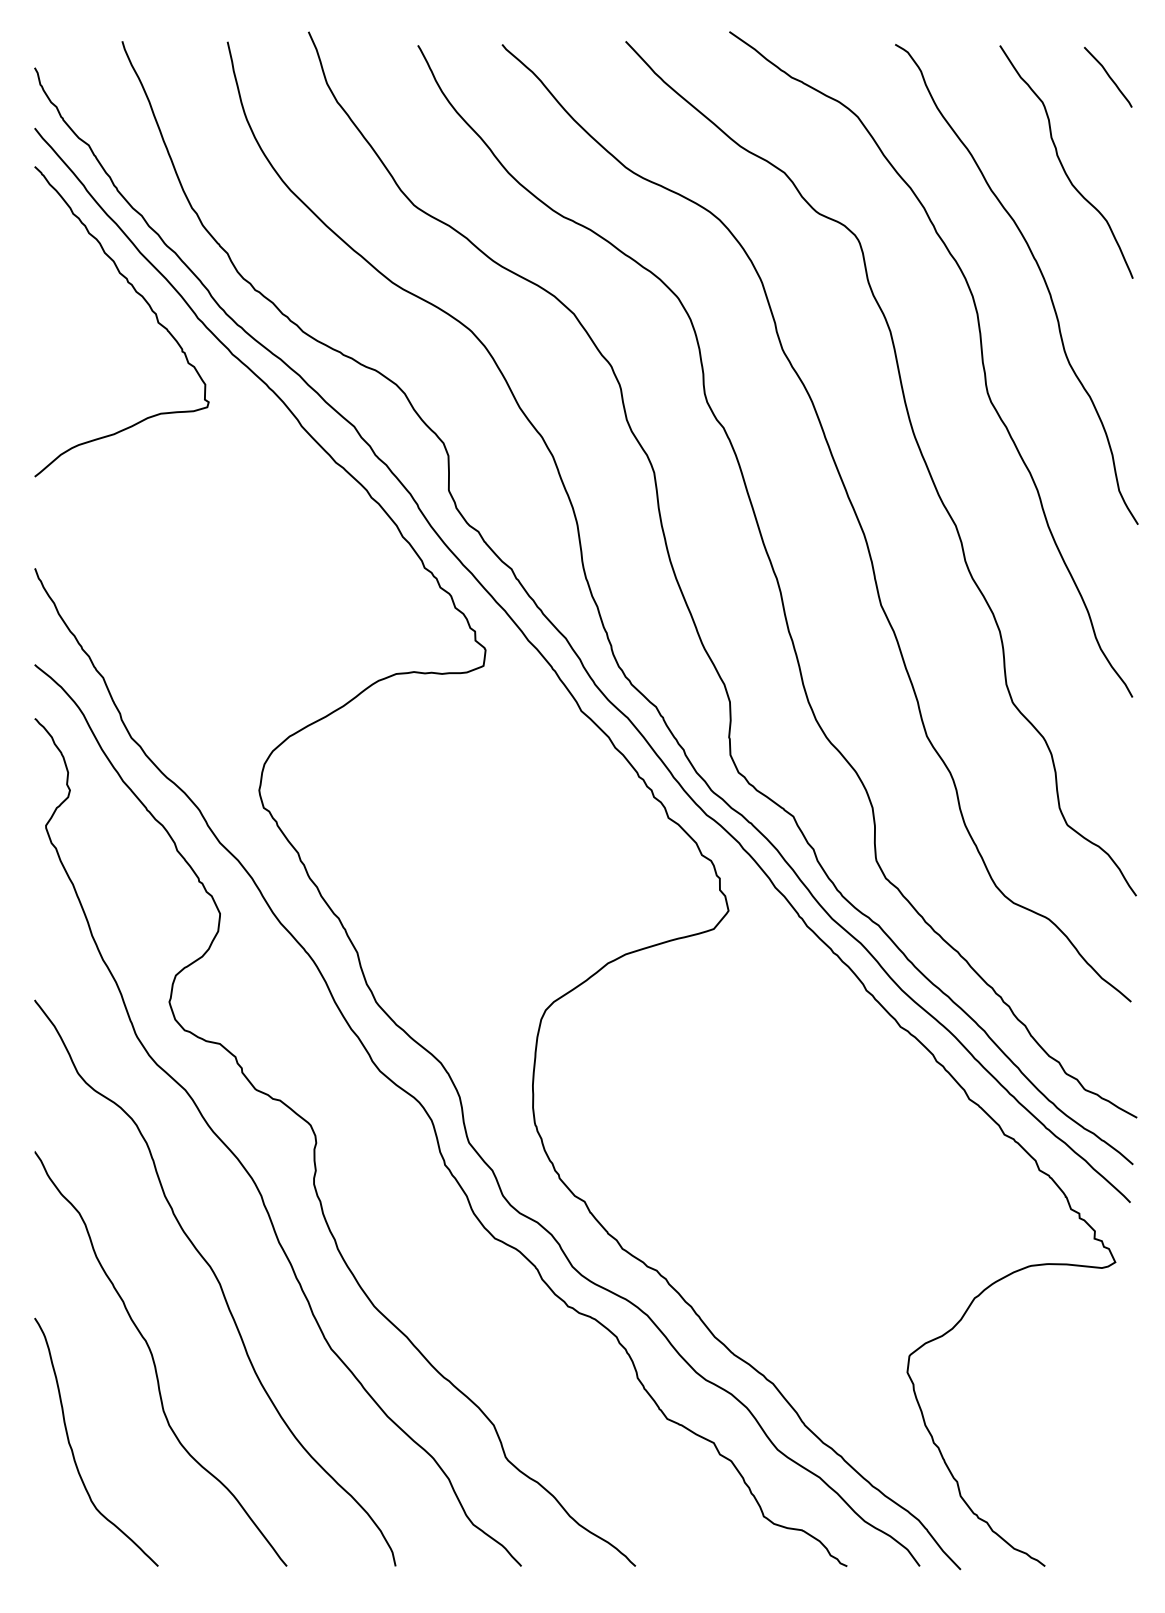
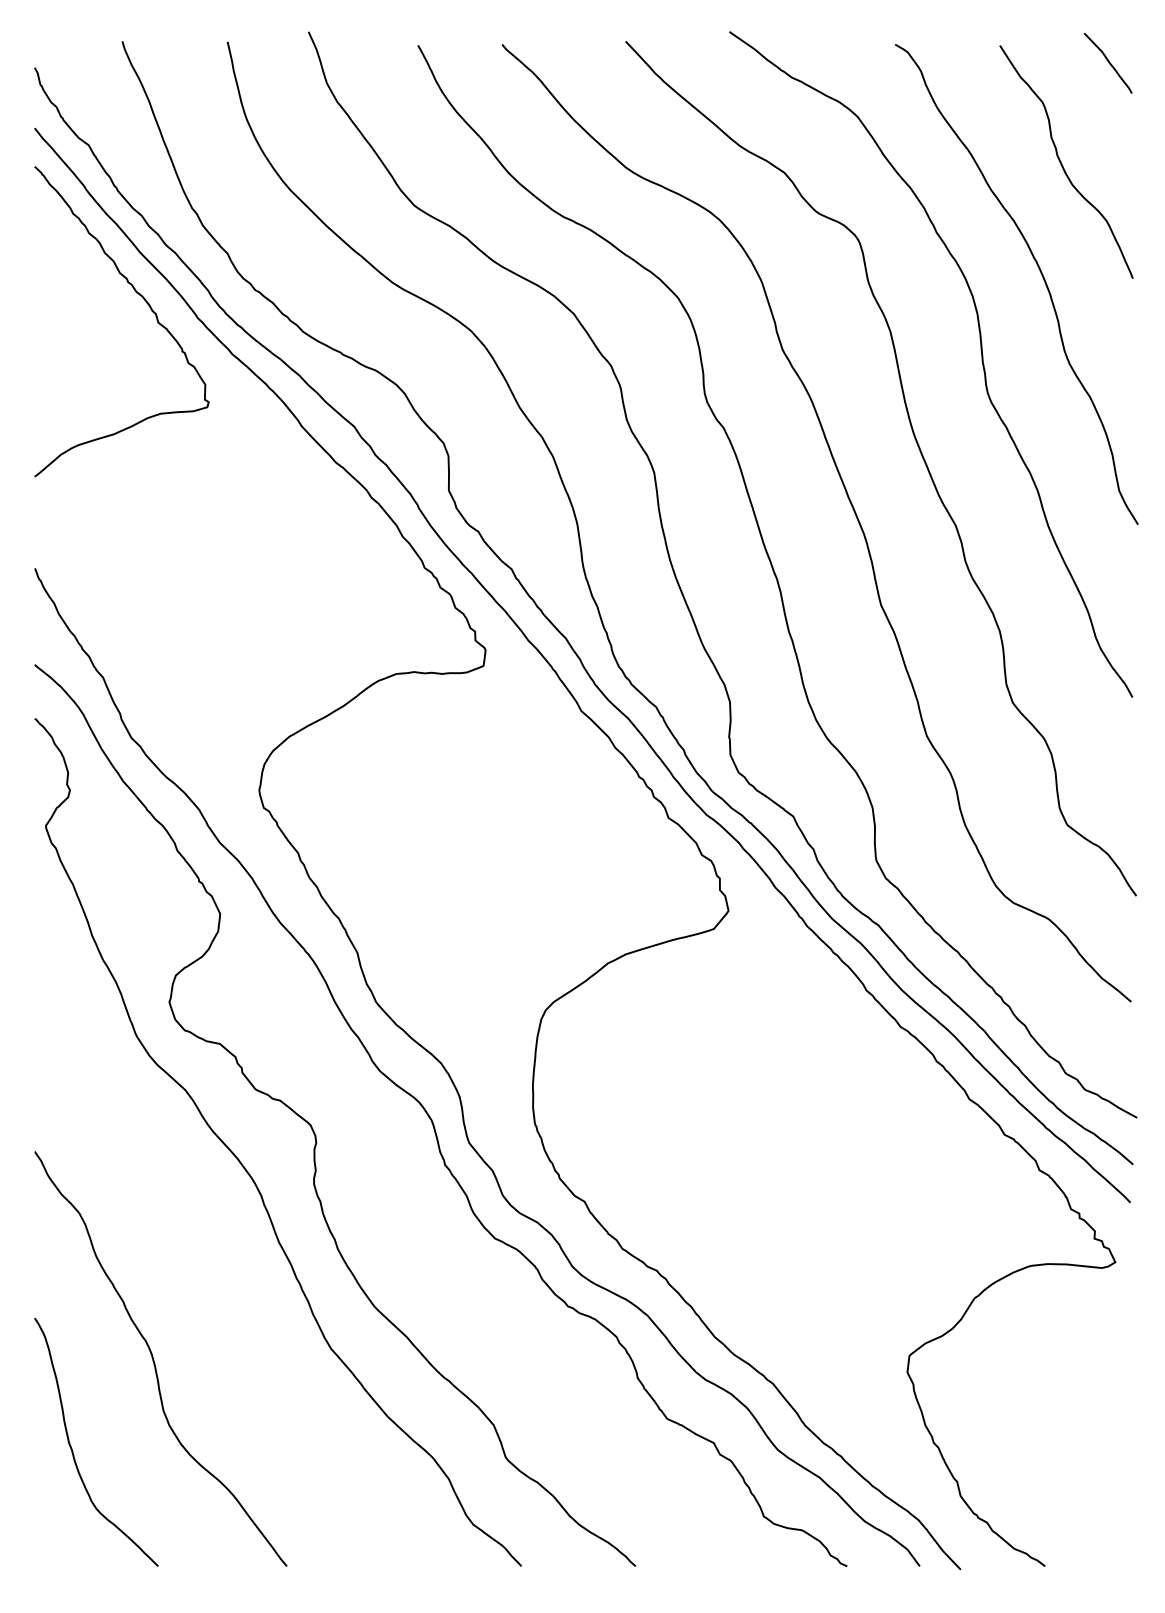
curve position: (1108, 77) -> (1108, 63) (1108, 63)
curve: present -> none (216, 1280)
